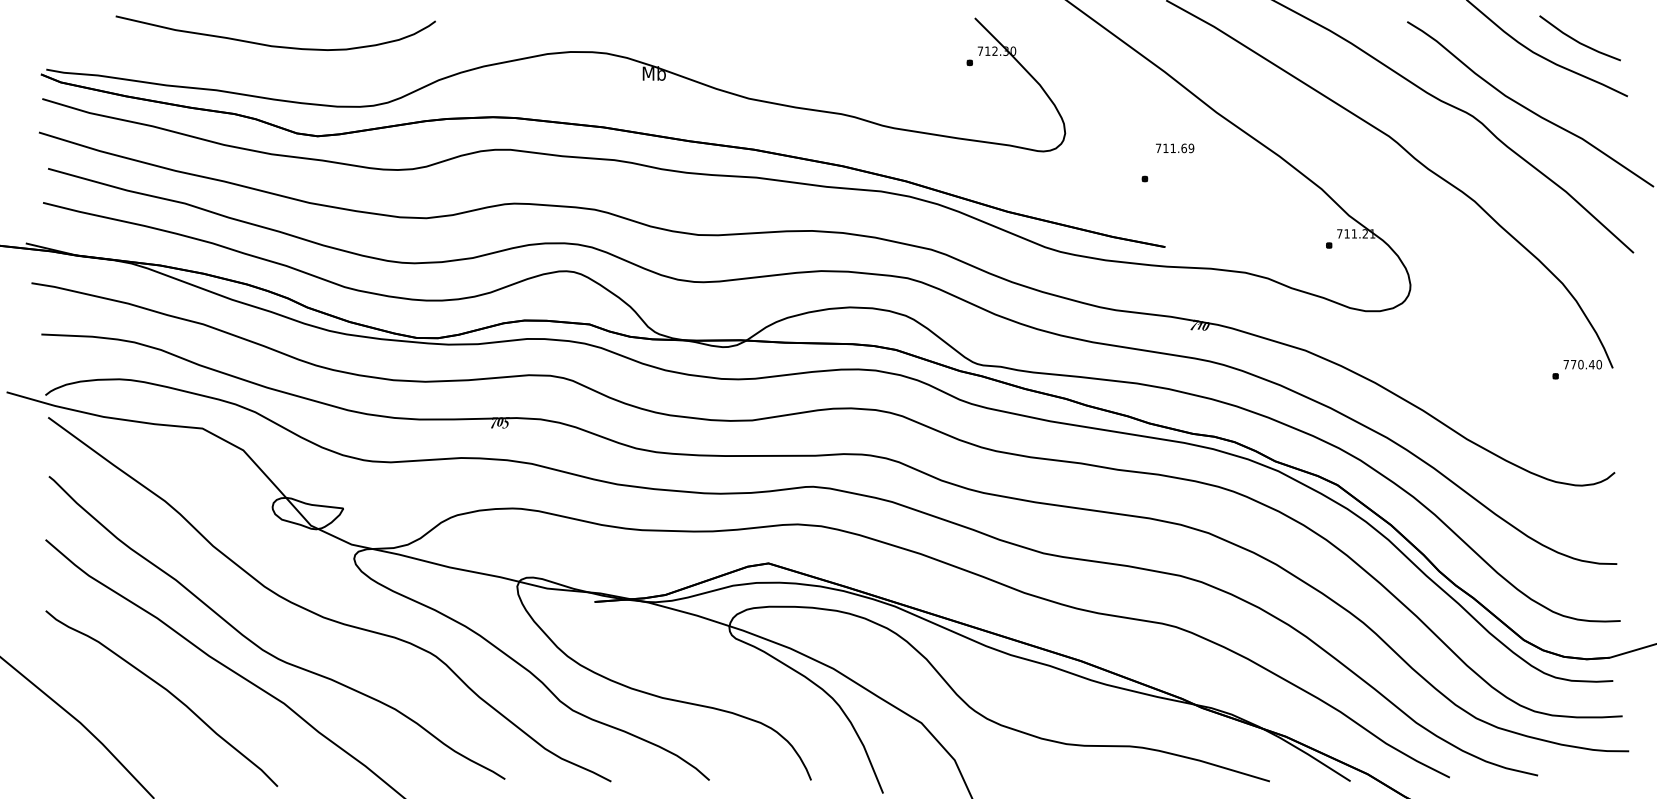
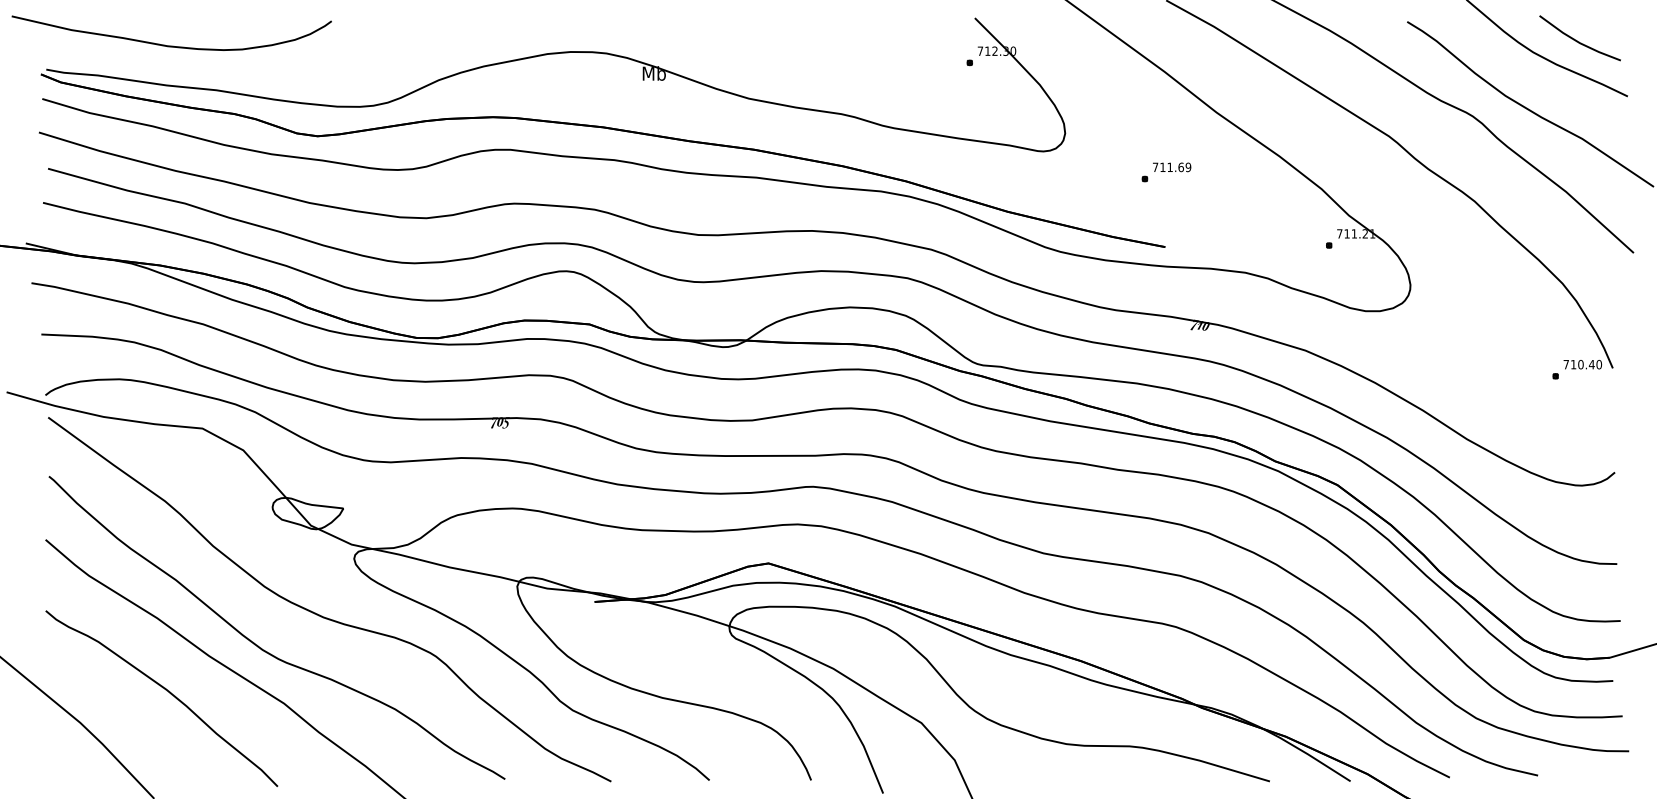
curve position: (275, 45) -> (171, 45) (171, 45)
text position: (1175, 148) -> (1172, 167) (1172, 167)
text: 770.40 -> 710.40 (1573, 364)
